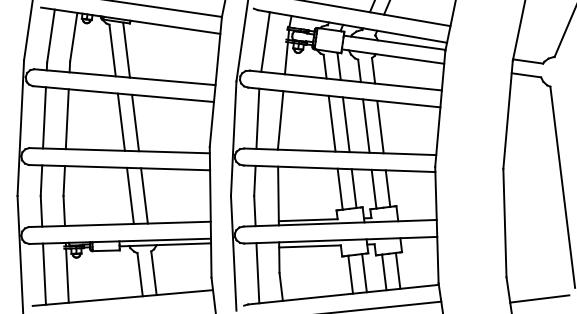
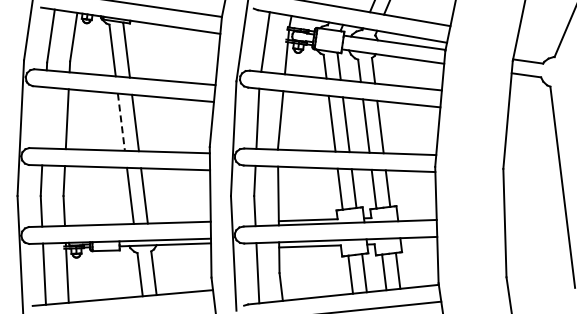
line: present -> none (44, 117)
line: solid -> dashed (121, 122)
line: present -> none (539, 298)
